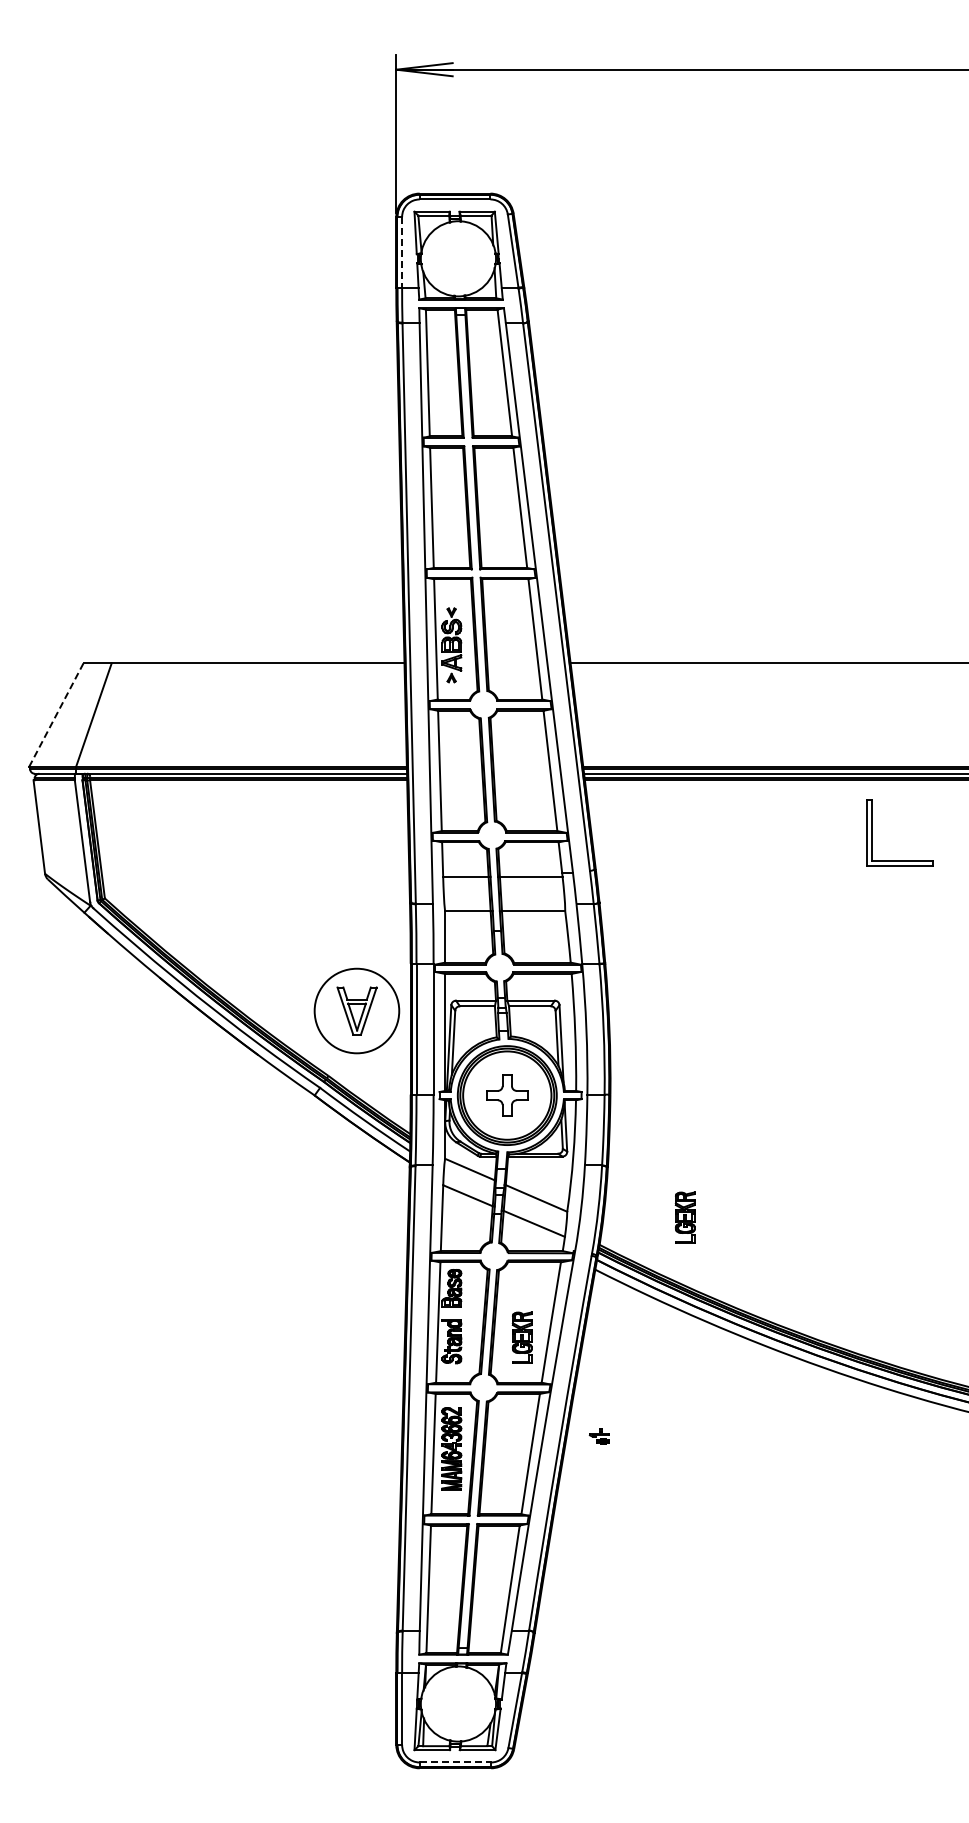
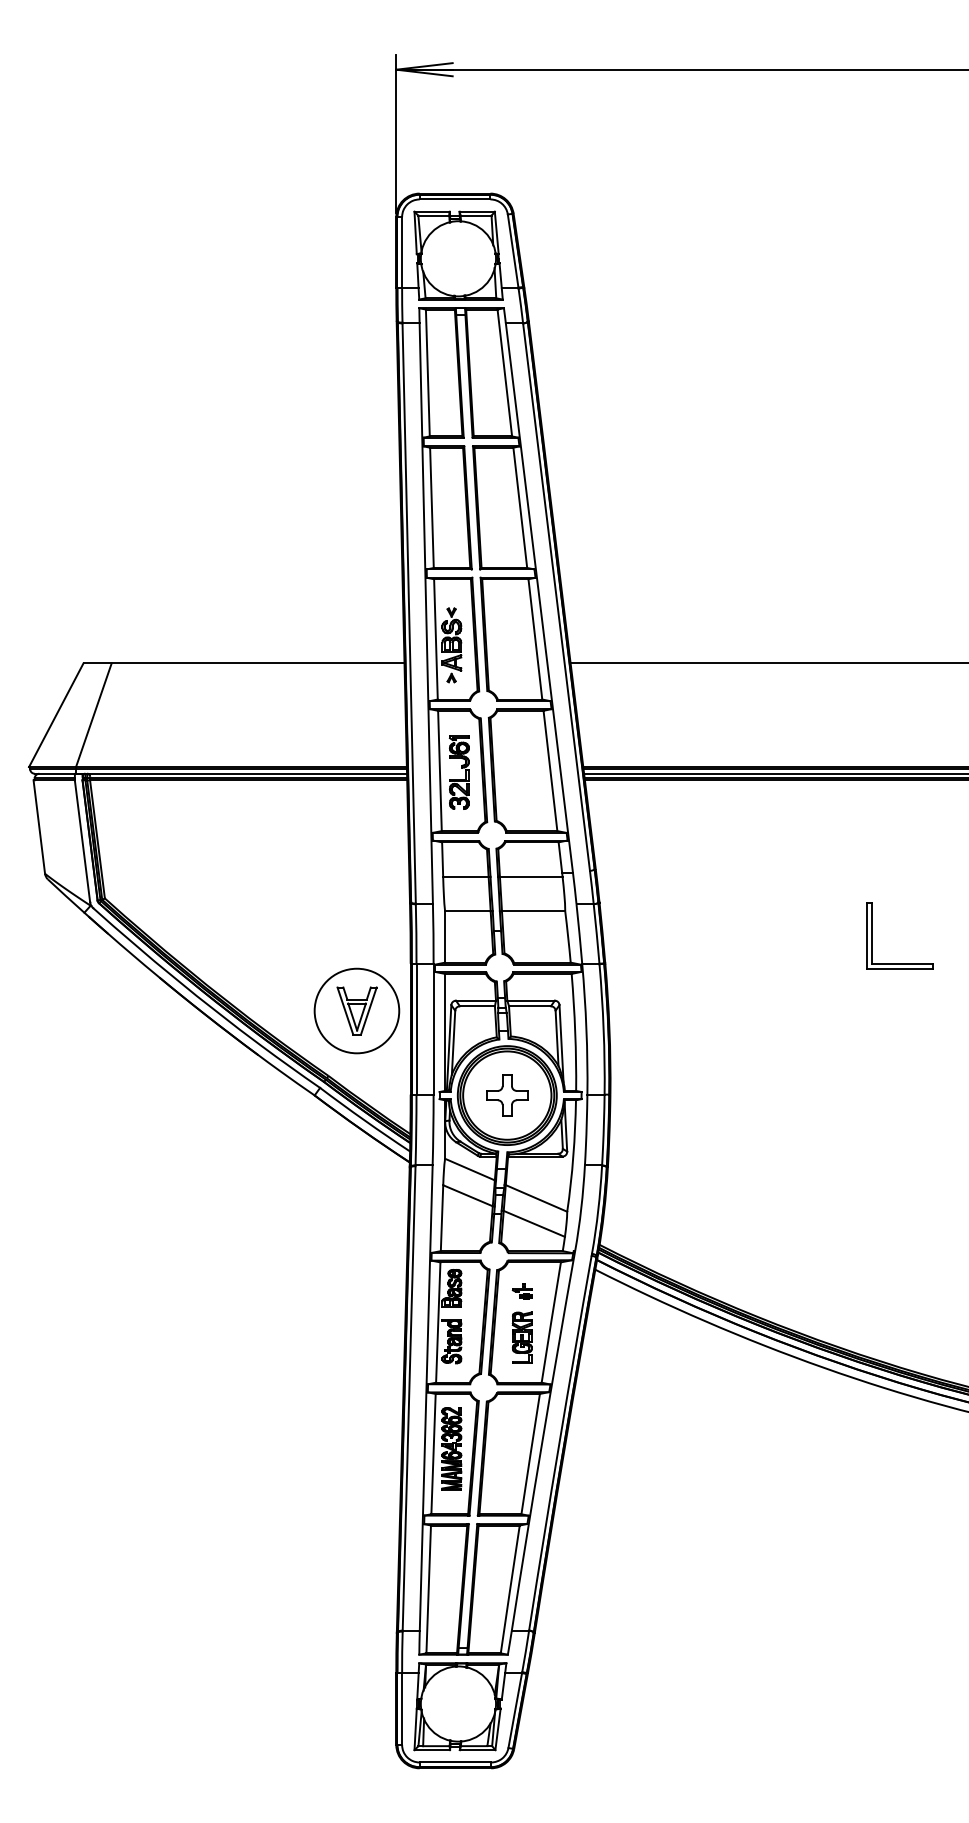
line: dashed -> solid (402, 252)
line: dashed -> solid (56, 715)
part: none -> present (458, 772)
part position: (872, 832) -> (872, 935) (872, 935)
part: present -> none (684, 1217)
part position: (598, 1436) -> (521, 1291) (521, 1291)
line: dashed -> solid (455, 1762)
